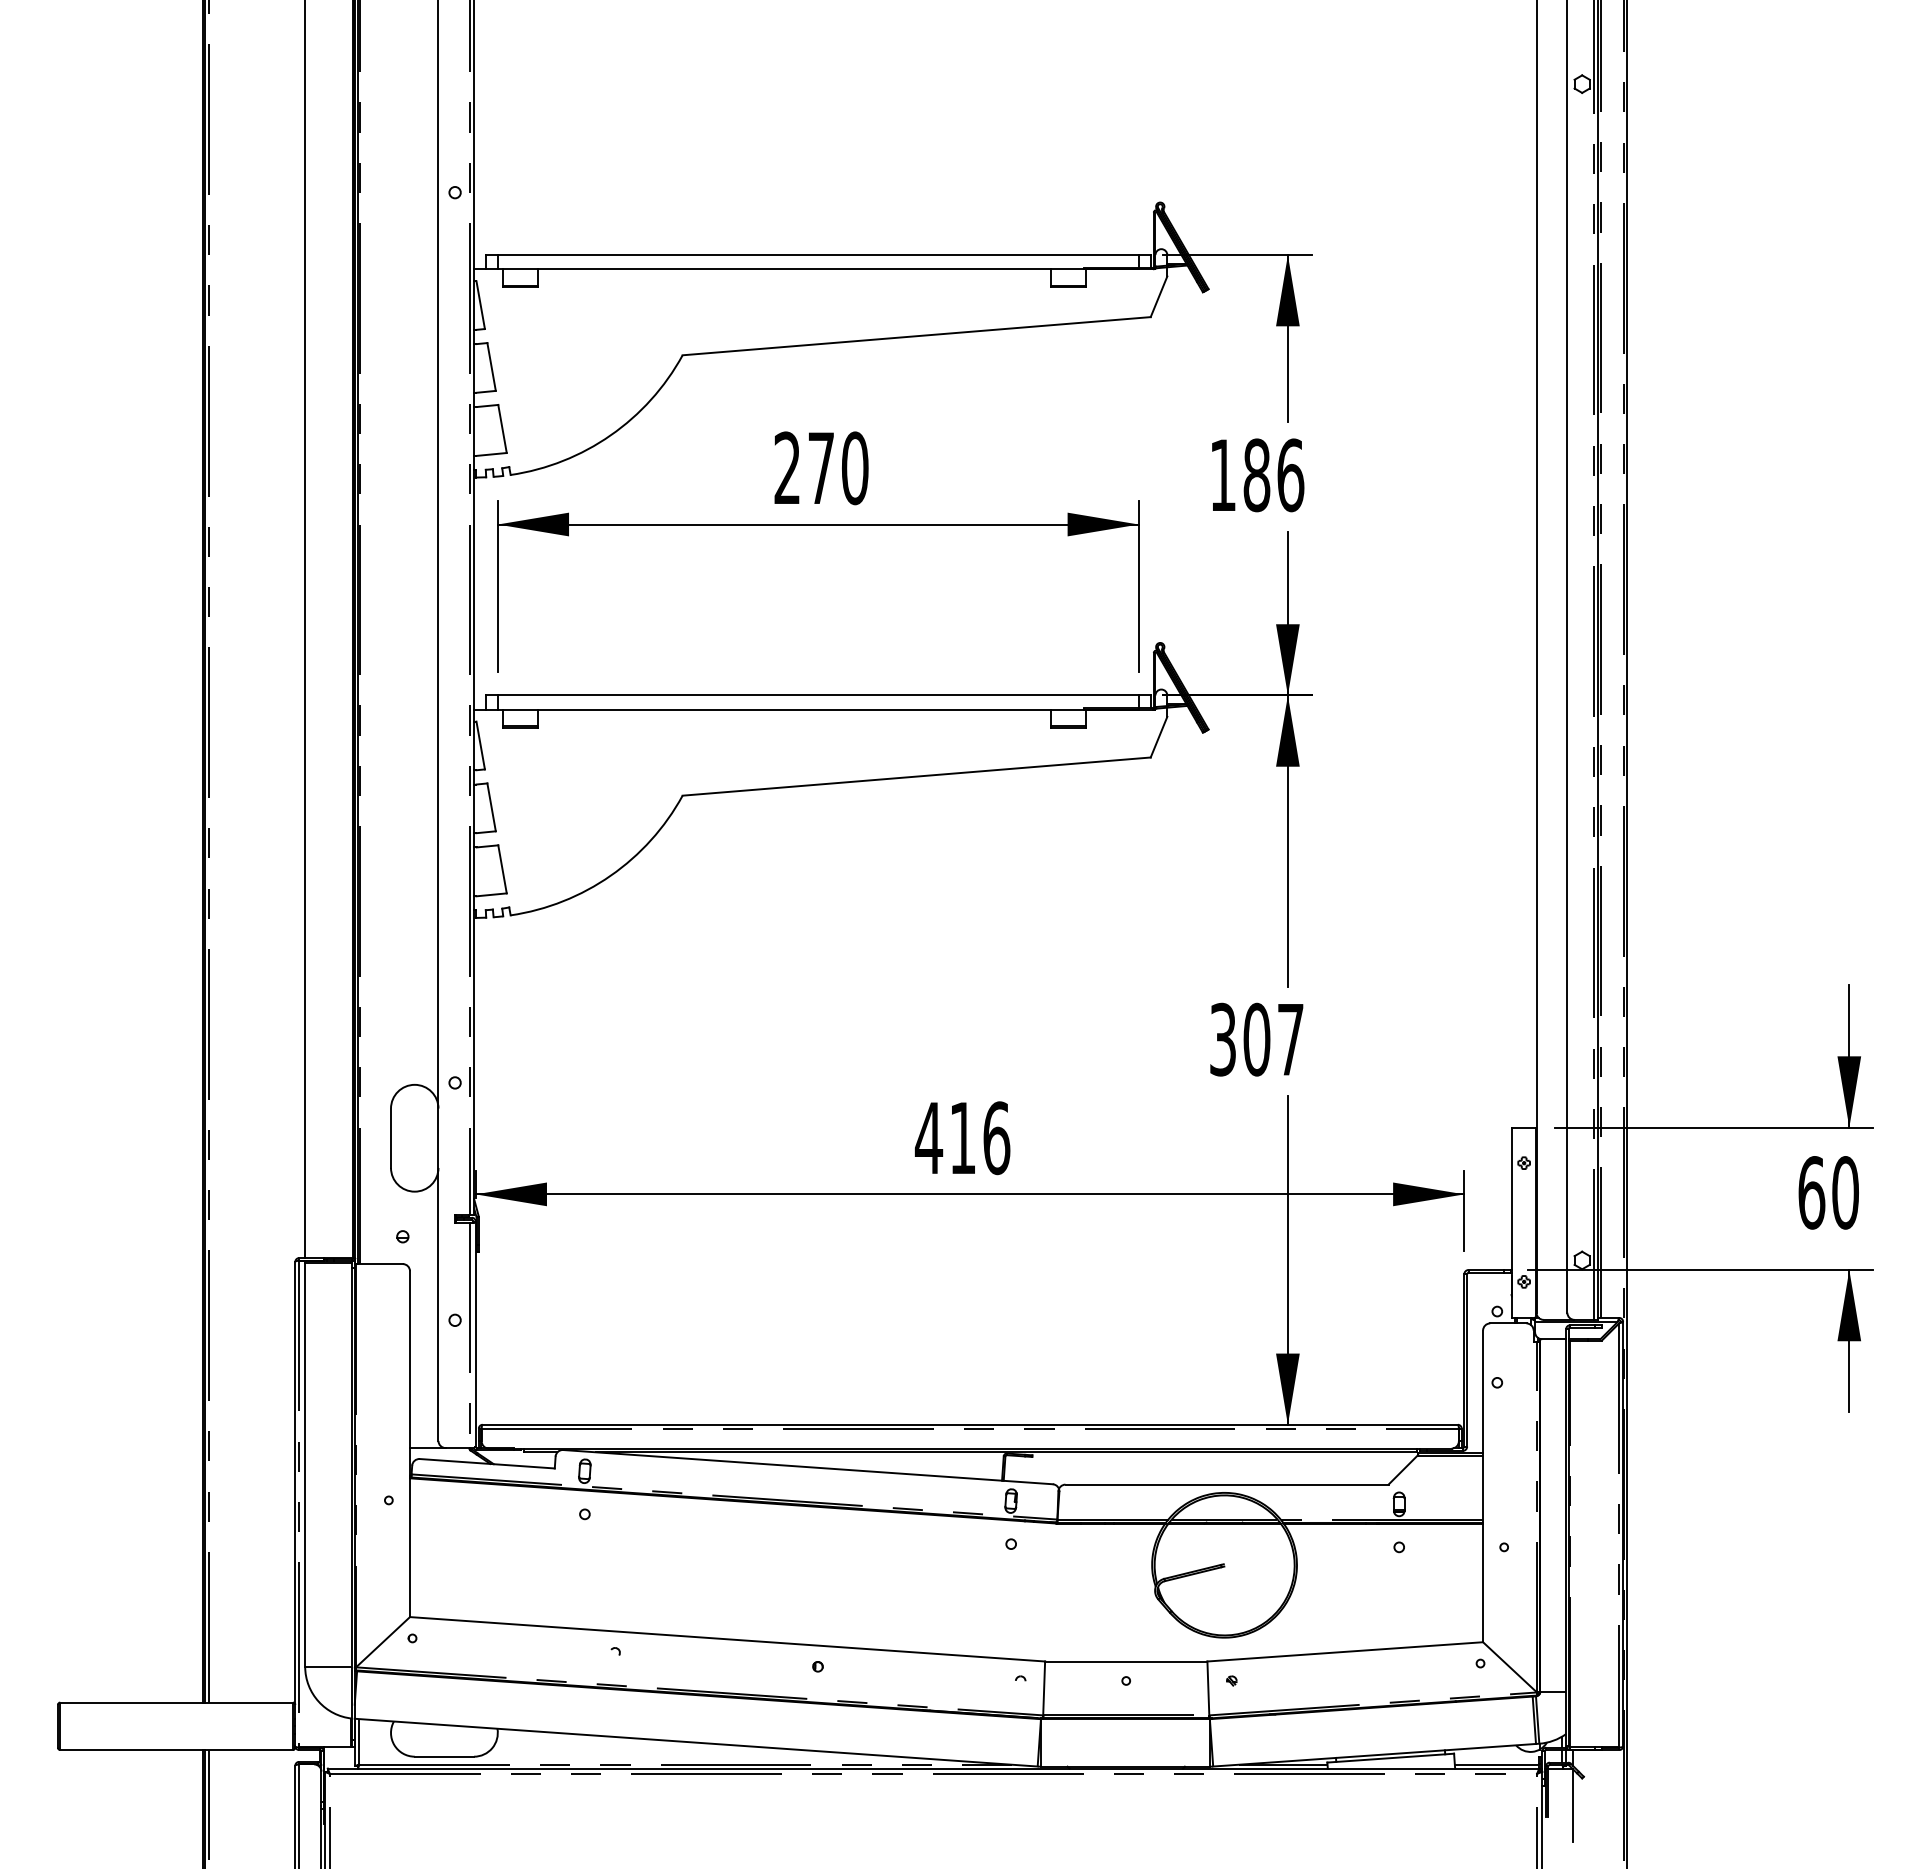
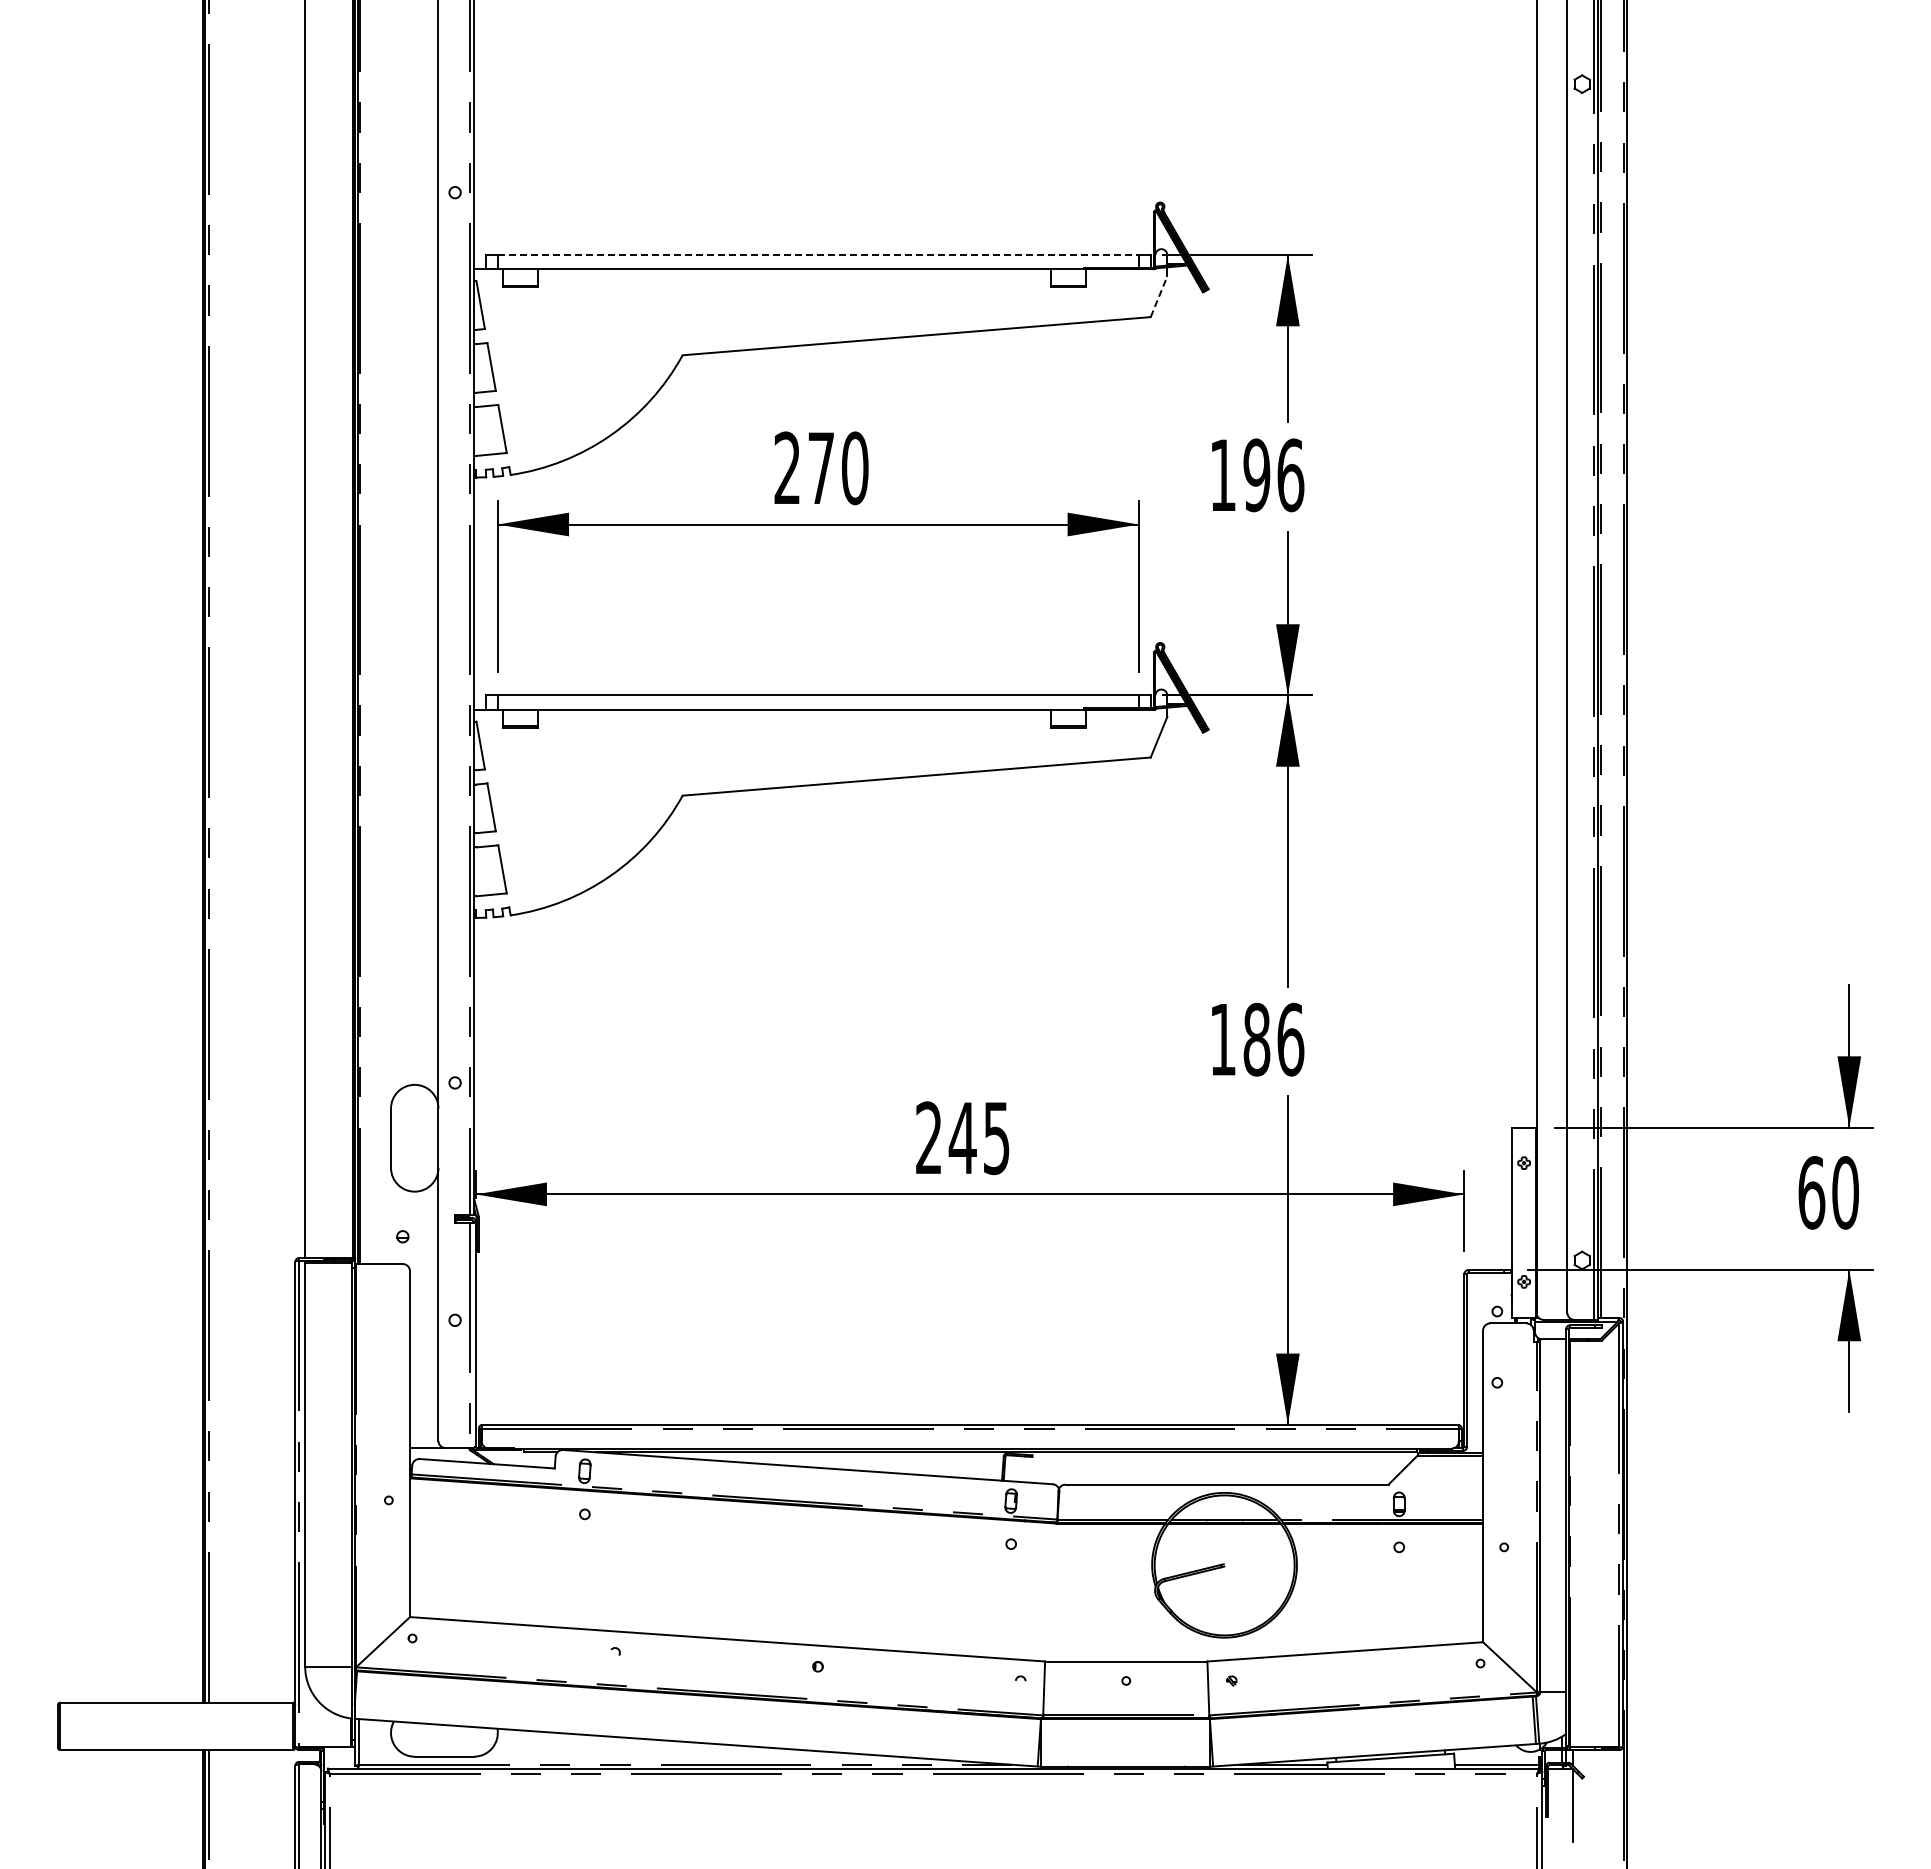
line: solid -> dashed (818, 255)
line: solid -> dashed (1159, 296)
text: 186 -> 196 (1256, 475)
text: 307 -> 186 (1257, 1039)
text: 416 -> 245 (962, 1138)
